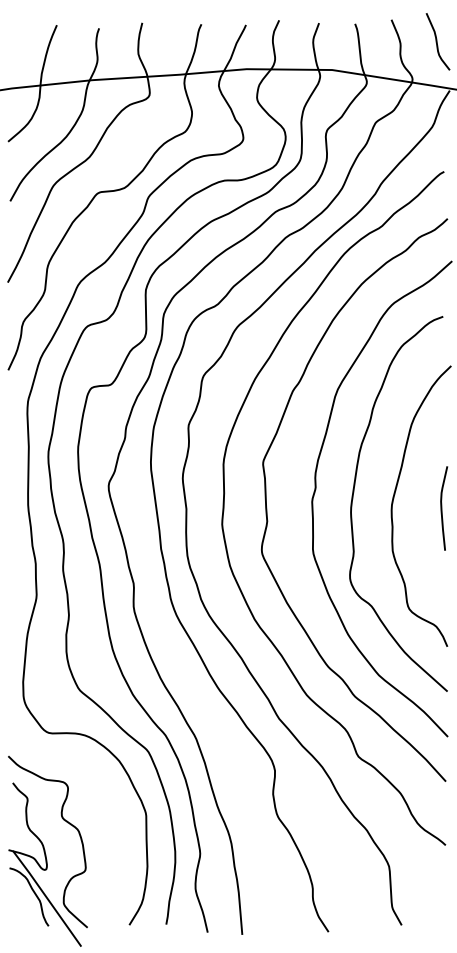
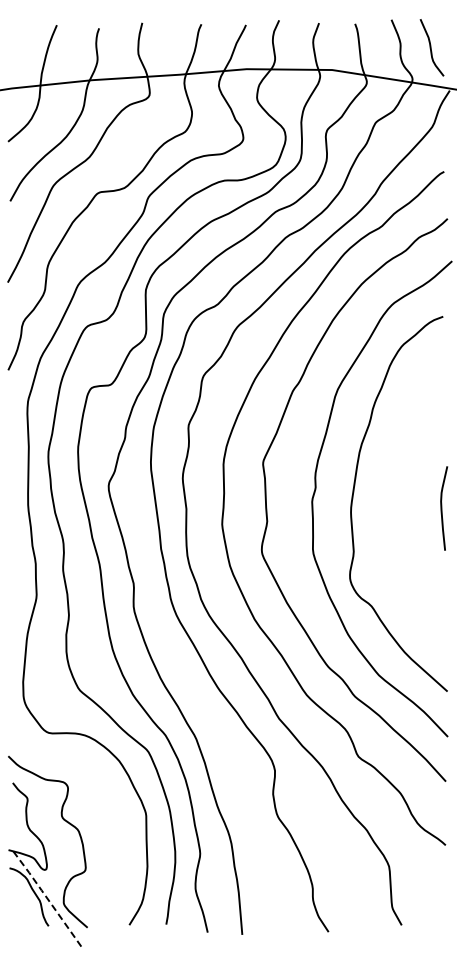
curve position: (437, 41) -> (431, 47) (431, 47)
curve: present -> none (394, 498)
line: solid -> dashed (46, 896)
